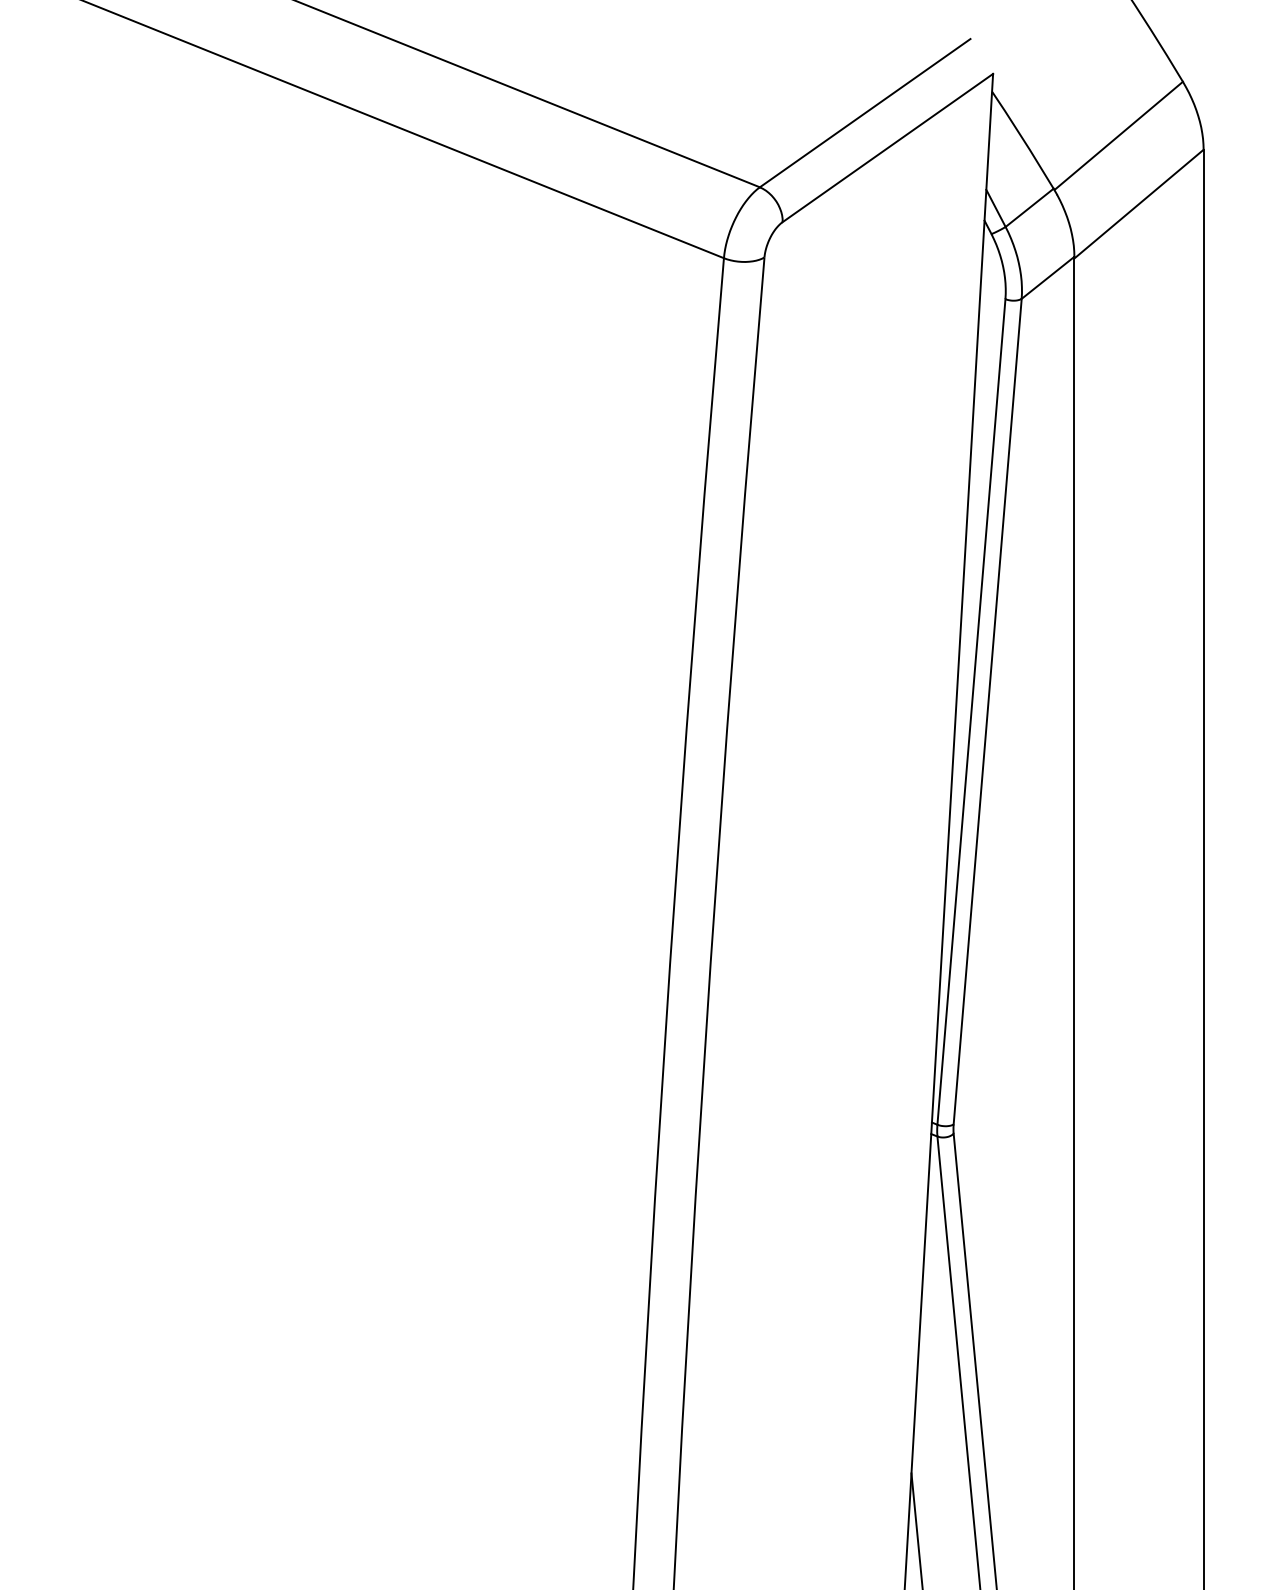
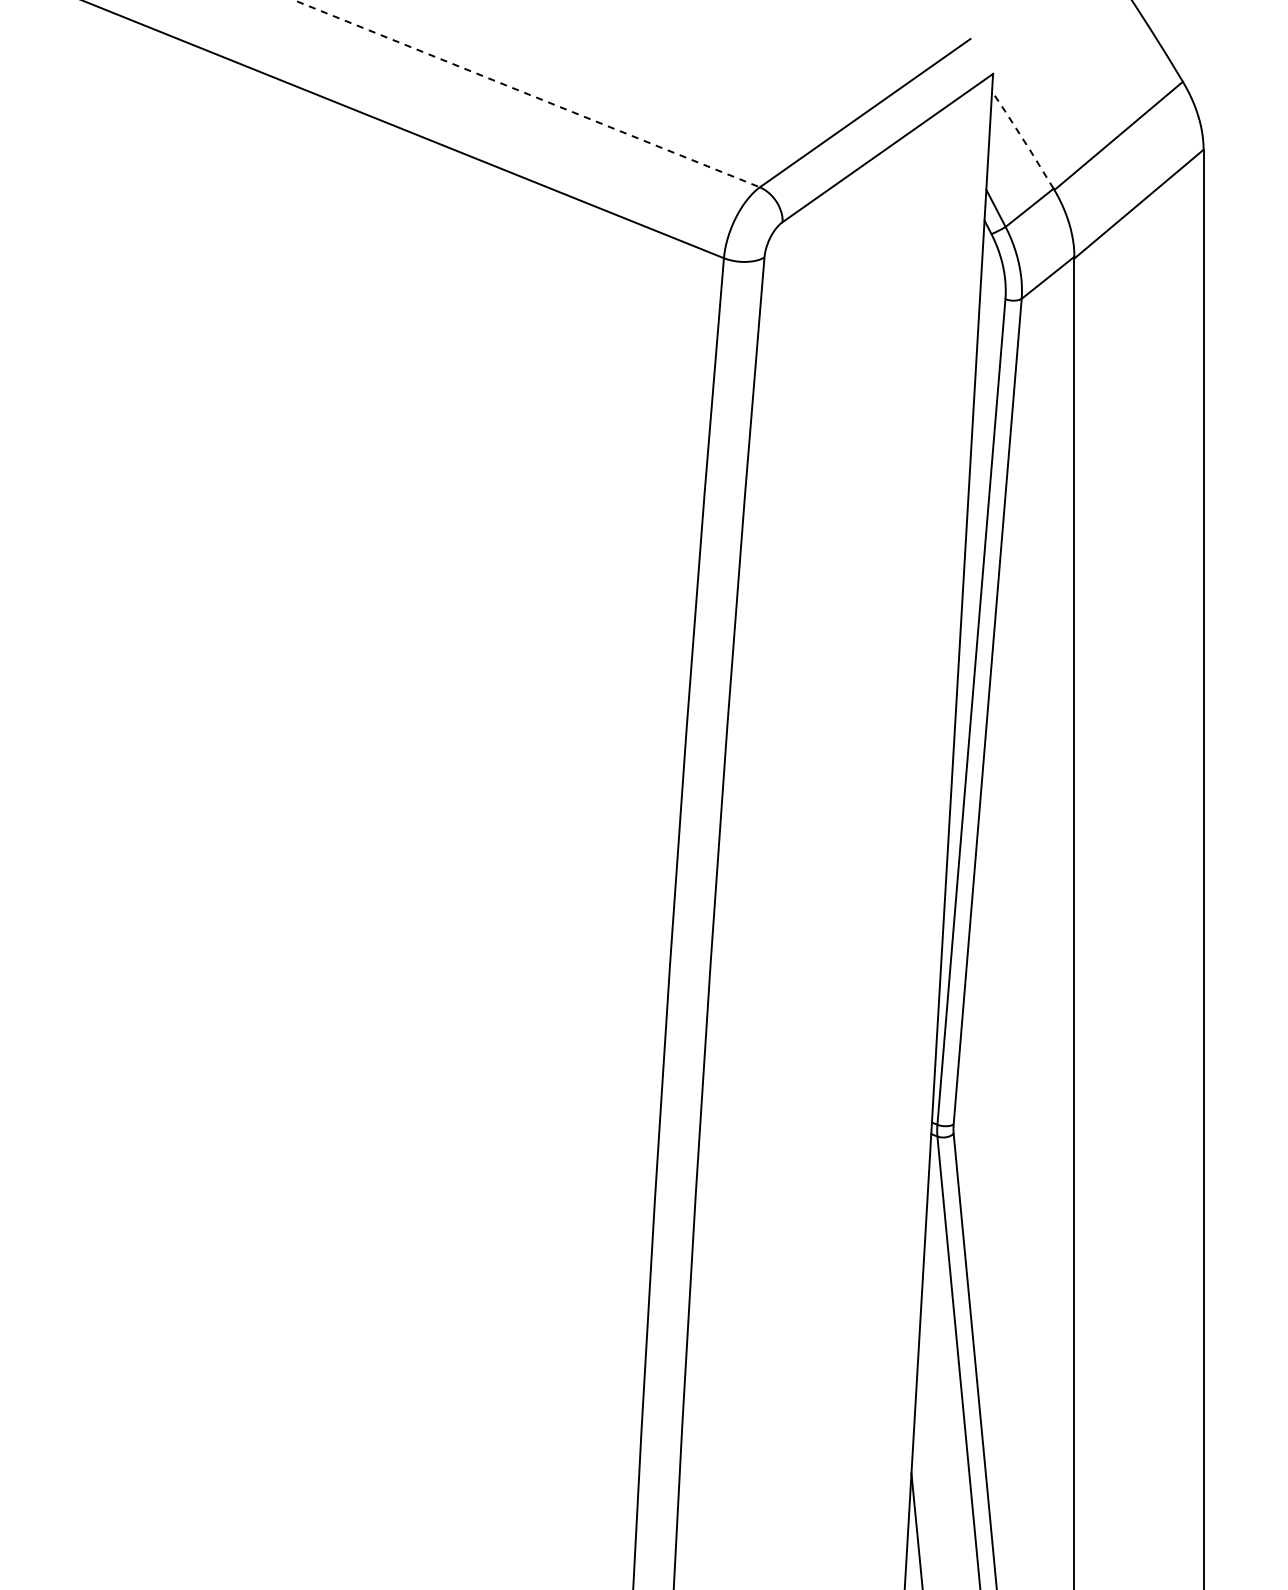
line: solid -> dashed (527, 93)
line: solid -> dashed (1023, 139)
